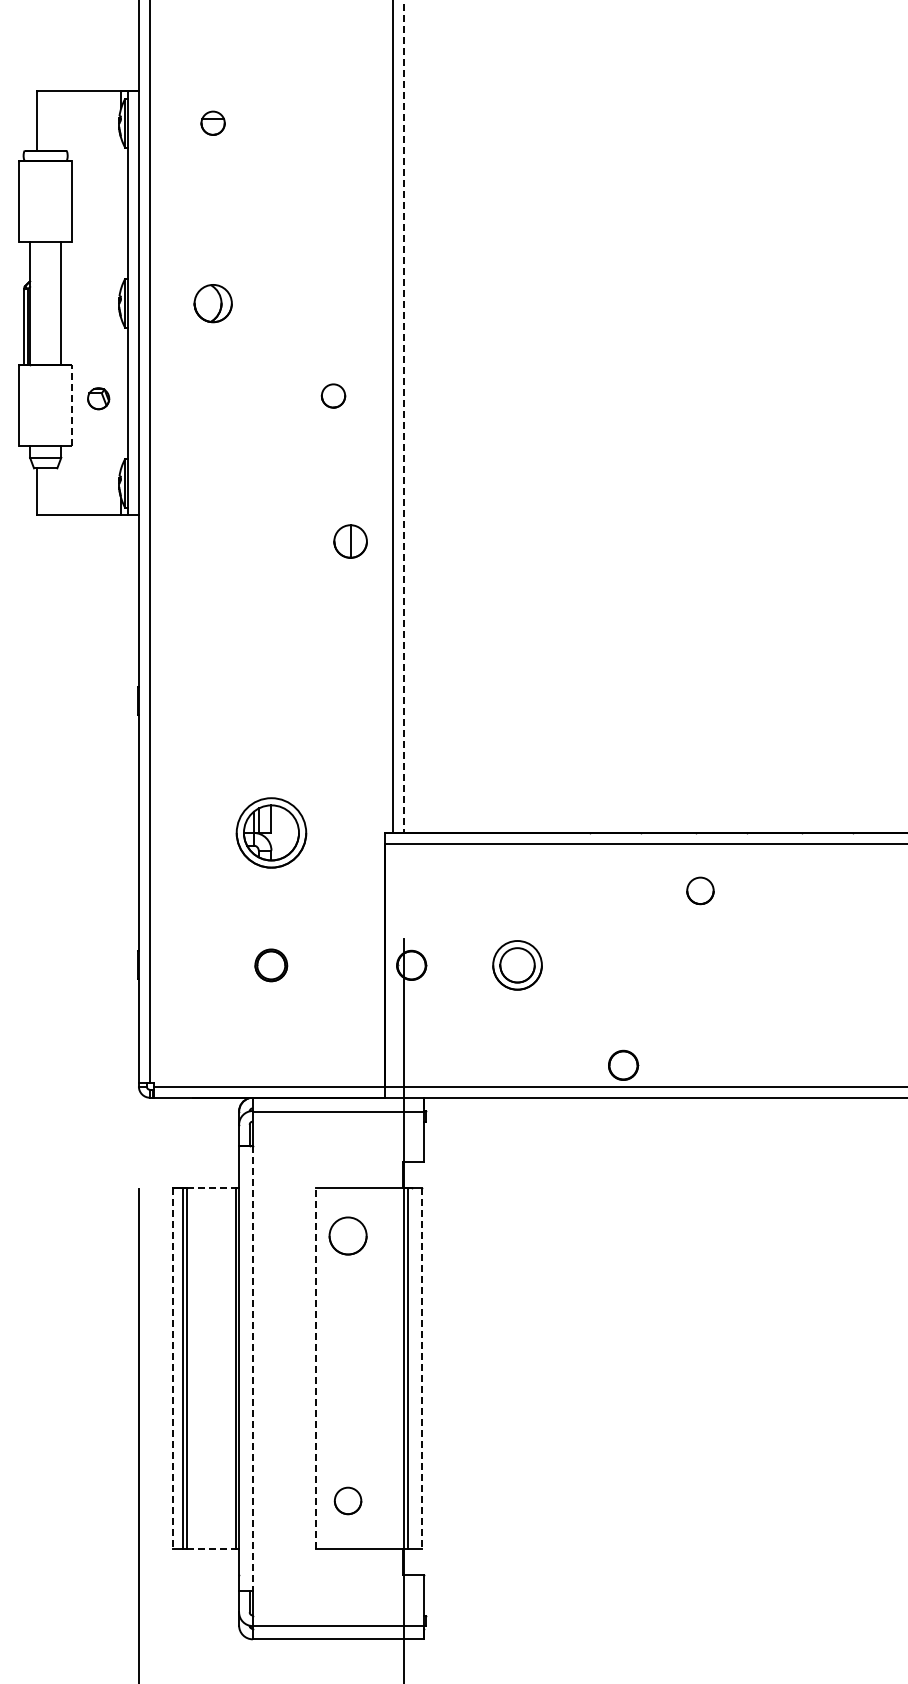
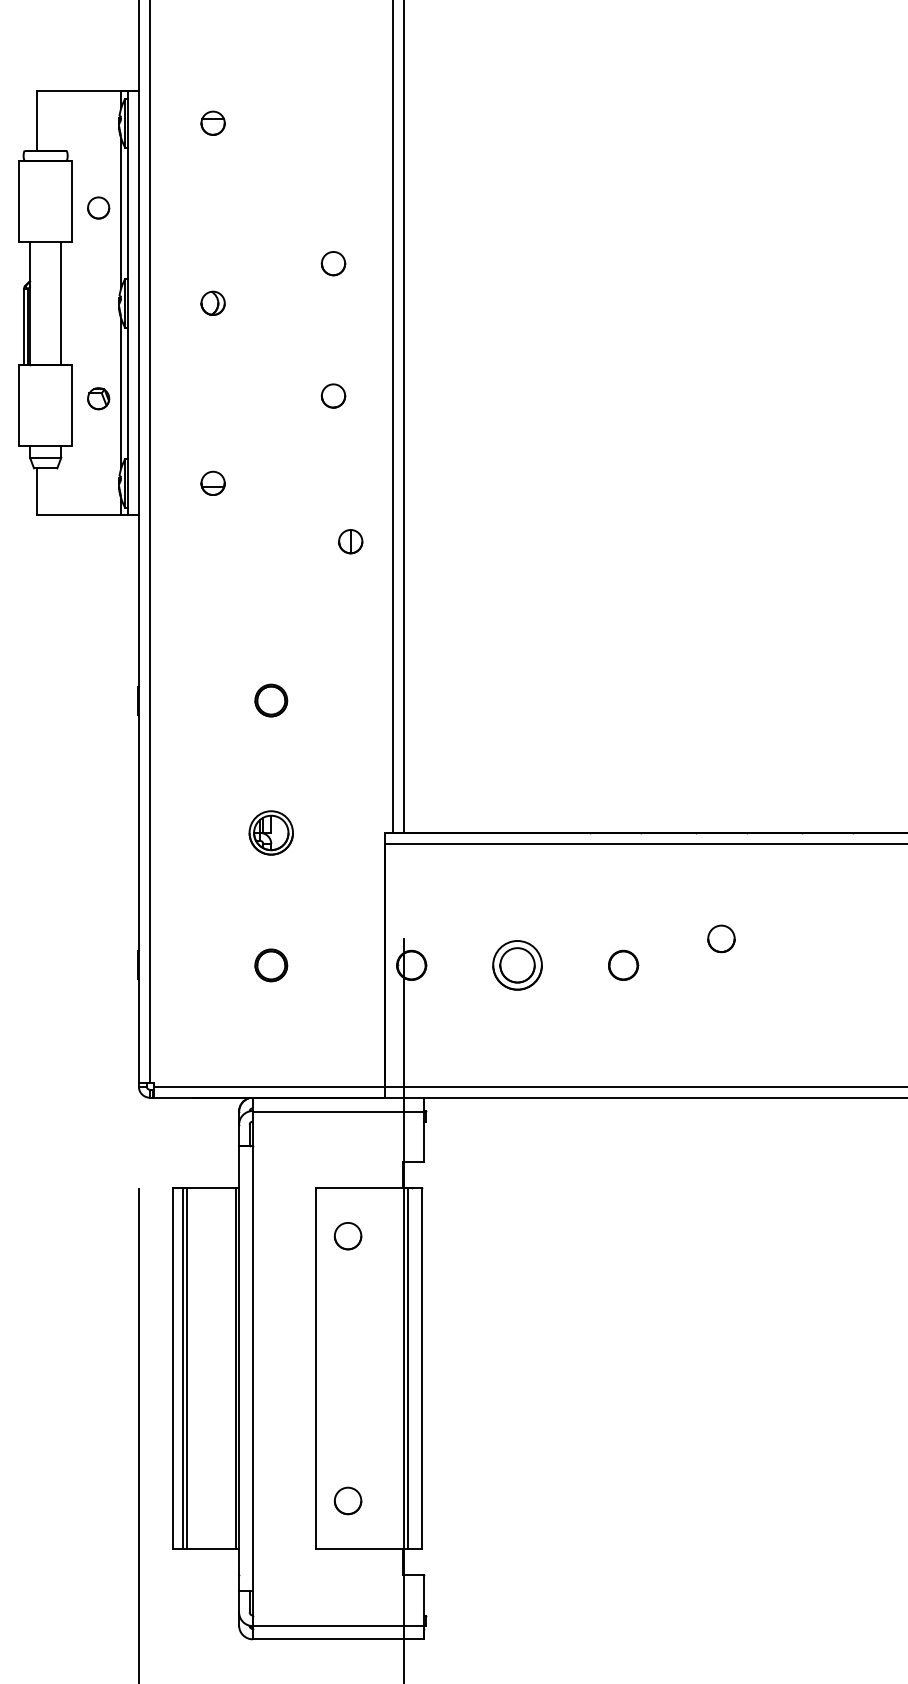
circle: none -> present (98, 207)
line: none -> present (121, 212)
part: none -> present (333, 263)
part size: 40x40 px -> 26x26 px (212, 302)
line: none -> present (121, 393)
line: dashed -> solid (72, 404)
line: dashed -> solid (403, 416)
part: none -> present (212, 482)
part size: 35x35 px -> 26x26 px (350, 541)
part: none -> present (271, 700)
part size: 73x72 px -> 46x46 px (270, 832)
part position: (700, 890) -> (721, 938) (721, 938)
circle position: (623, 1064) -> (623, 964) (623, 964)
line: dashed -> solid (211, 1188)
part size: 40x40 px -> 30x29 px (347, 1236)
line: dashed -> solid (316, 1368)
line: dashed -> solid (172, 1369)
line: dashed -> solid (252, 1369)
line: dashed -> solid (422, 1369)
line: dashed -> solid (211, 1548)
